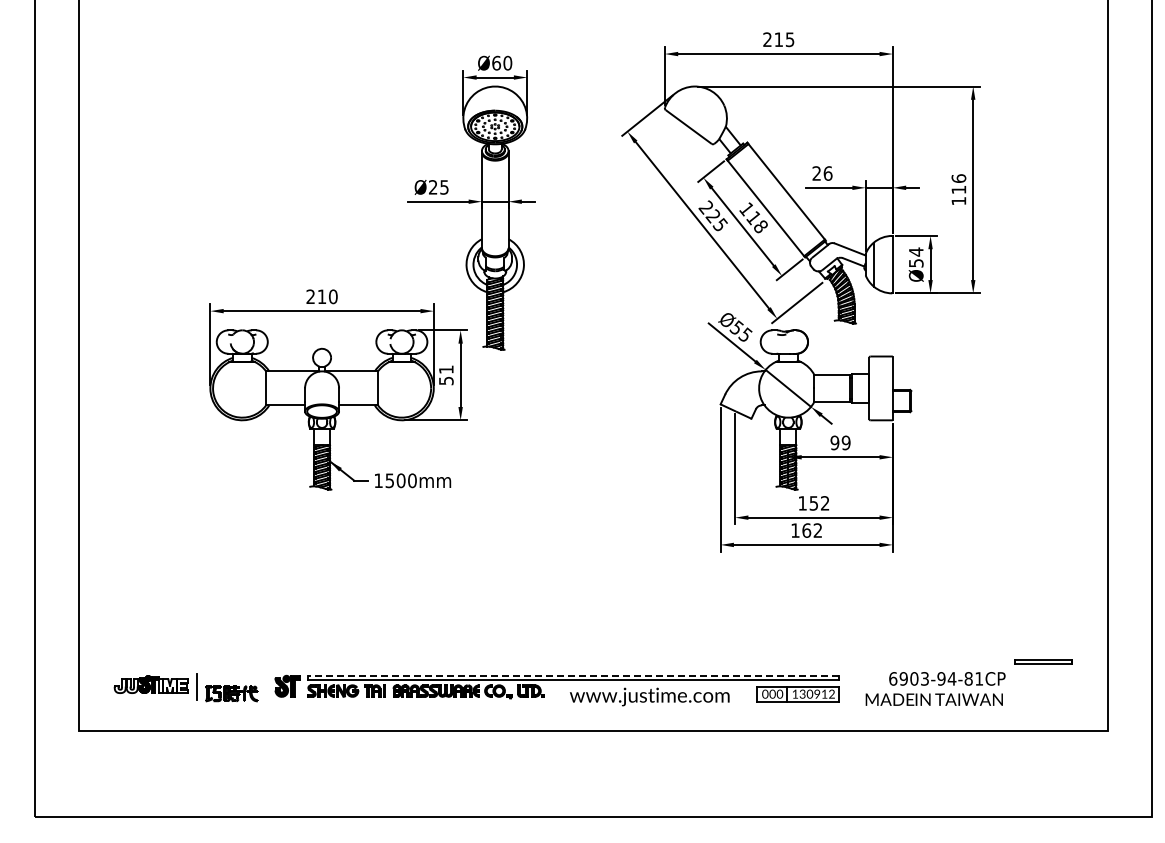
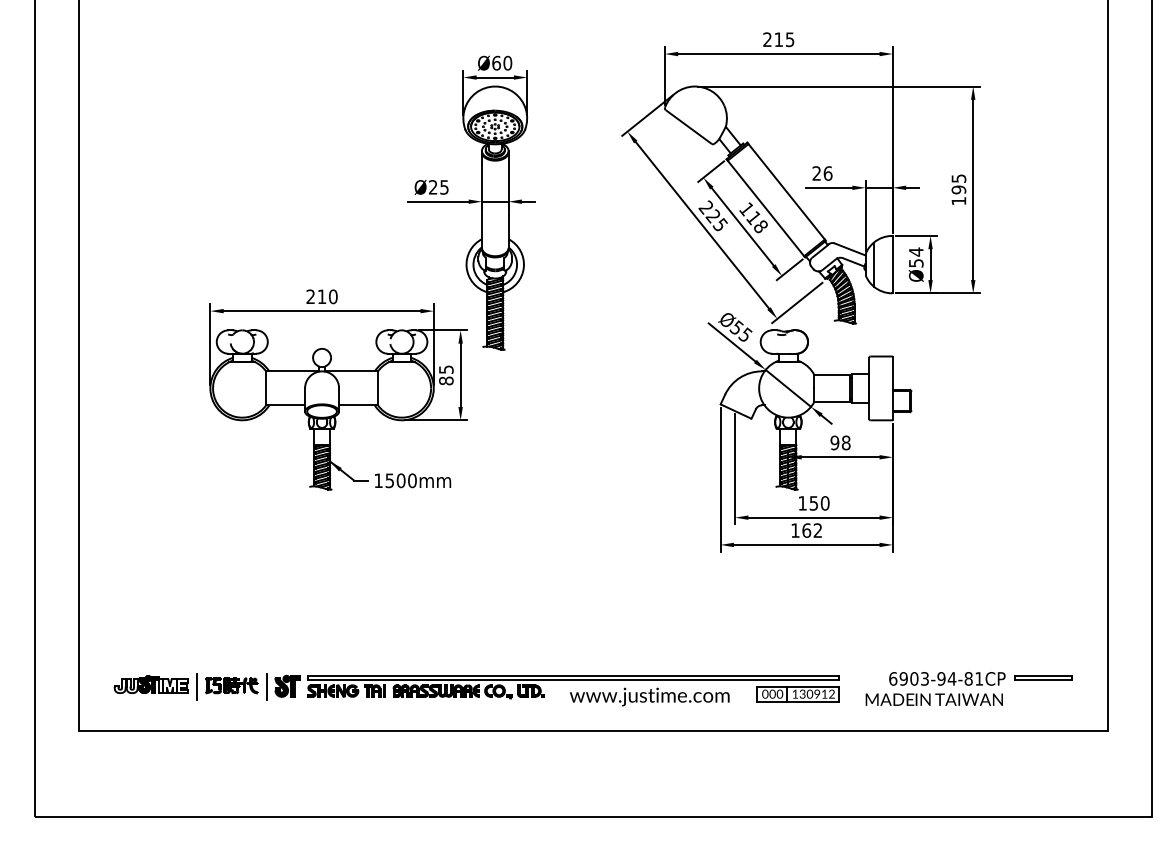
text: 116 -> 195 (958, 184)
text: 51 -> 85 (446, 375)
text: 99 -> 98 (845, 442)
text: 152 -> 150 (824, 503)
part position: (1043, 661) -> (1043, 677) (1043, 677)
line: dashed -> solid (572, 675)
line: none -> present (266, 686)
part position: (231, 693) -> (231, 685) (231, 685)
